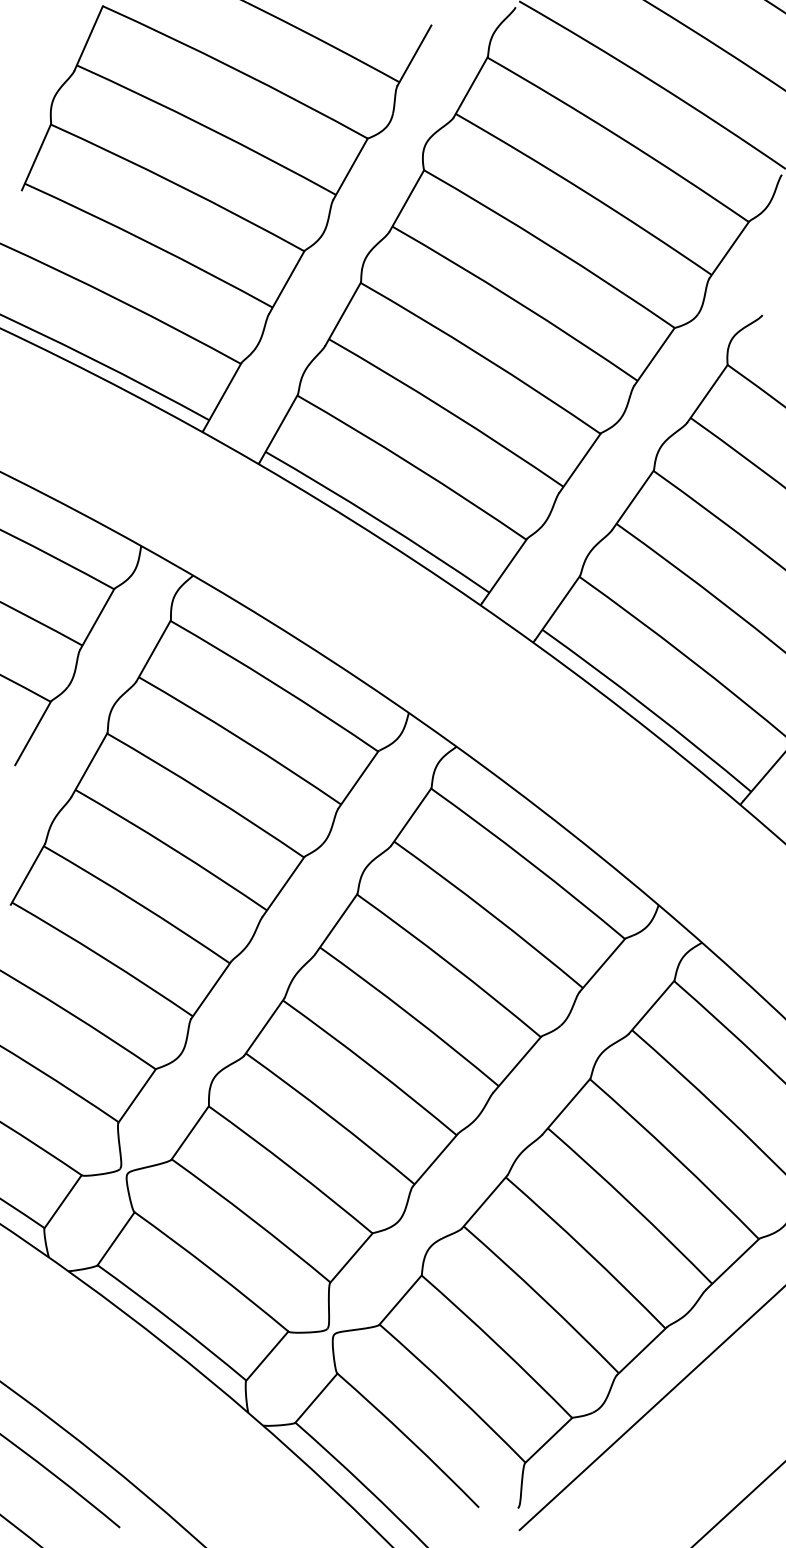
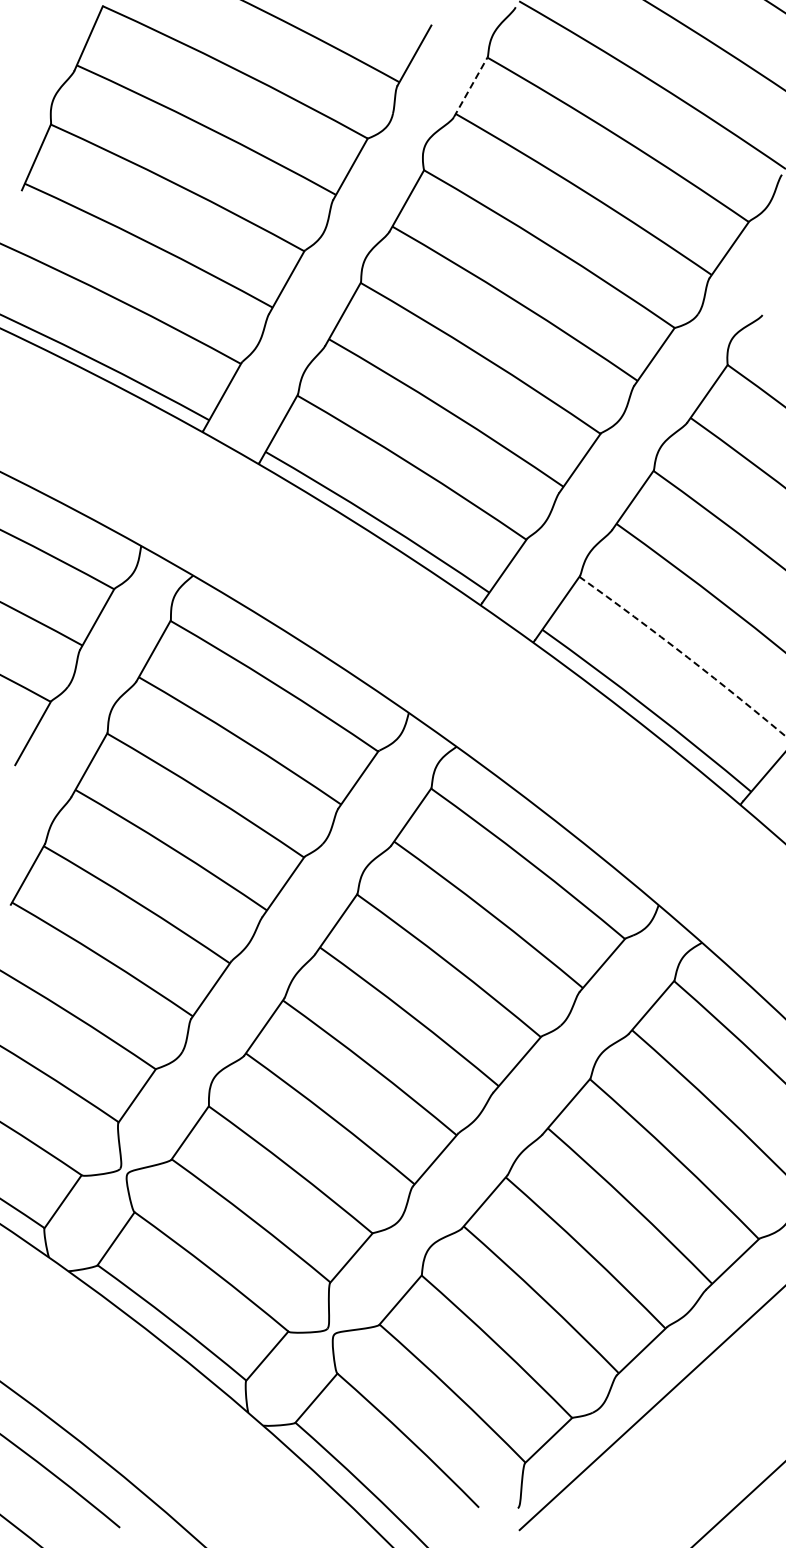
line: solid -> dashed (471, 86)
arc: solid -> dashed (684, 654)
